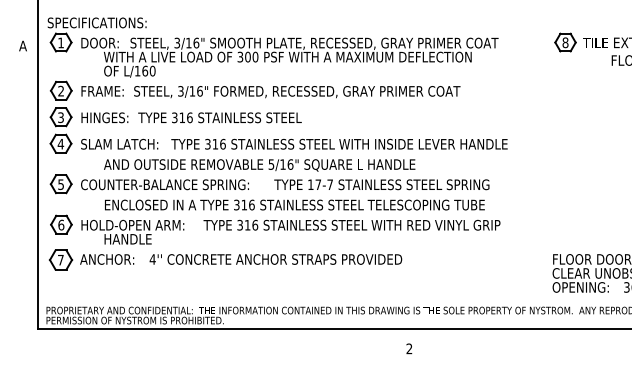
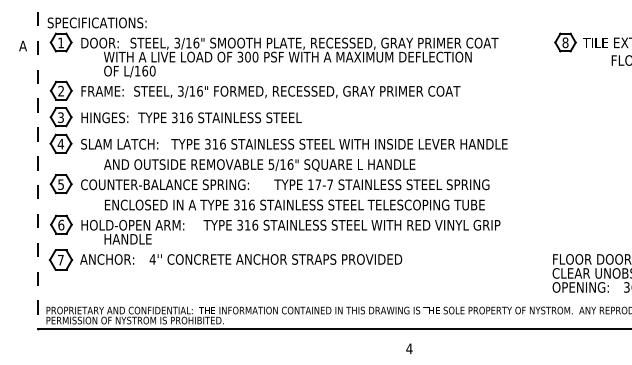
line: solid -> dashed (38, 165)
text: 2 -> 4 (409, 348)
